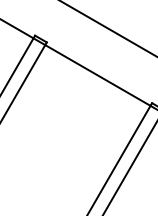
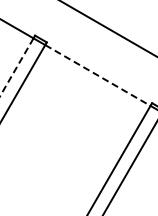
line: solid -> dashed (16, 67)
line: solid -> dashed (97, 75)
